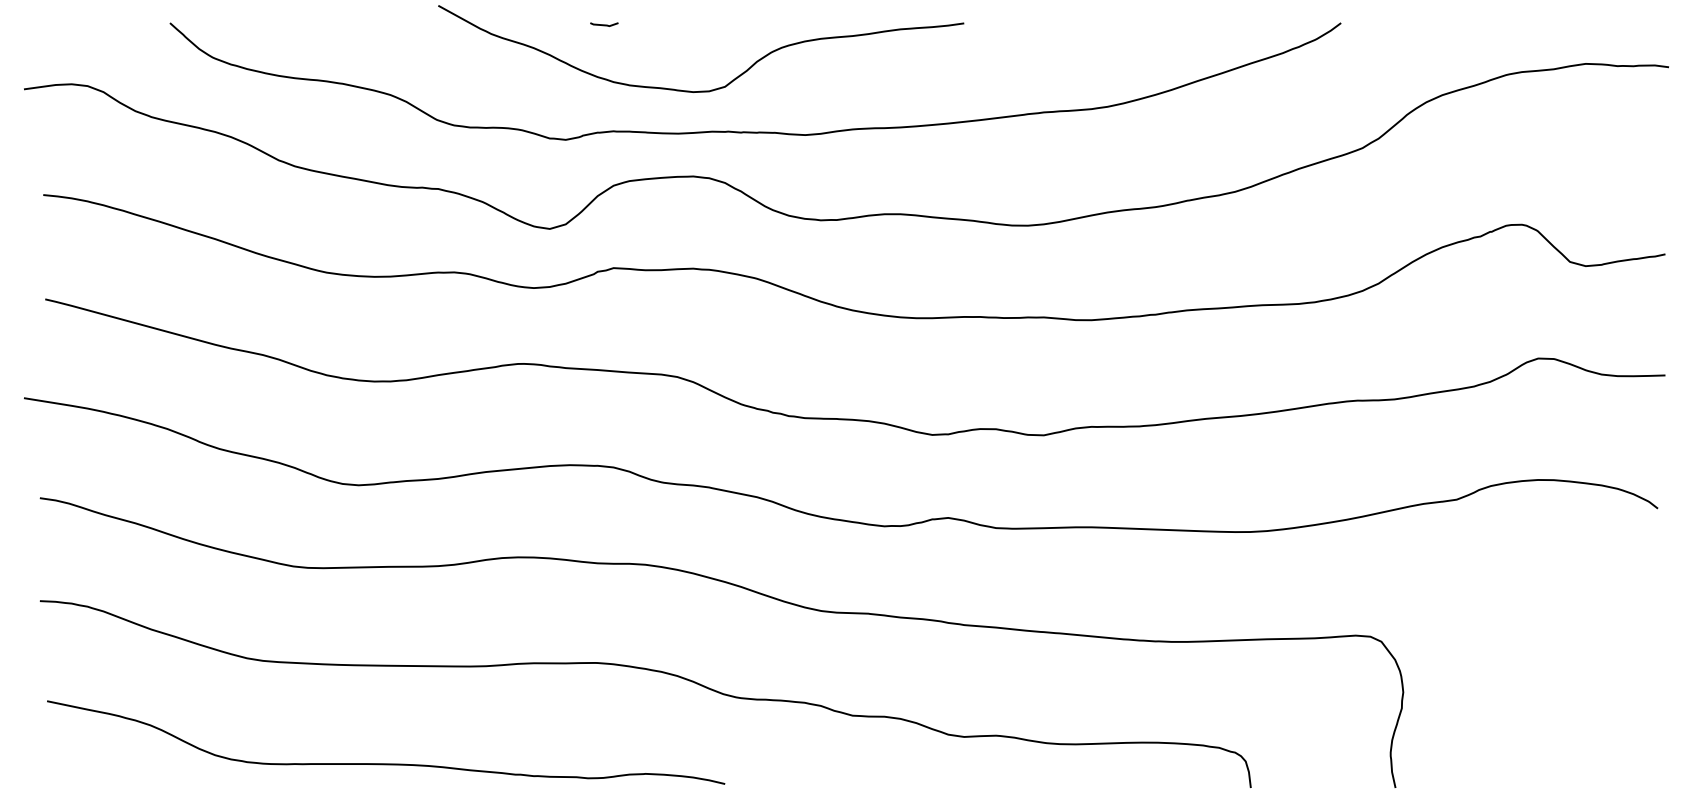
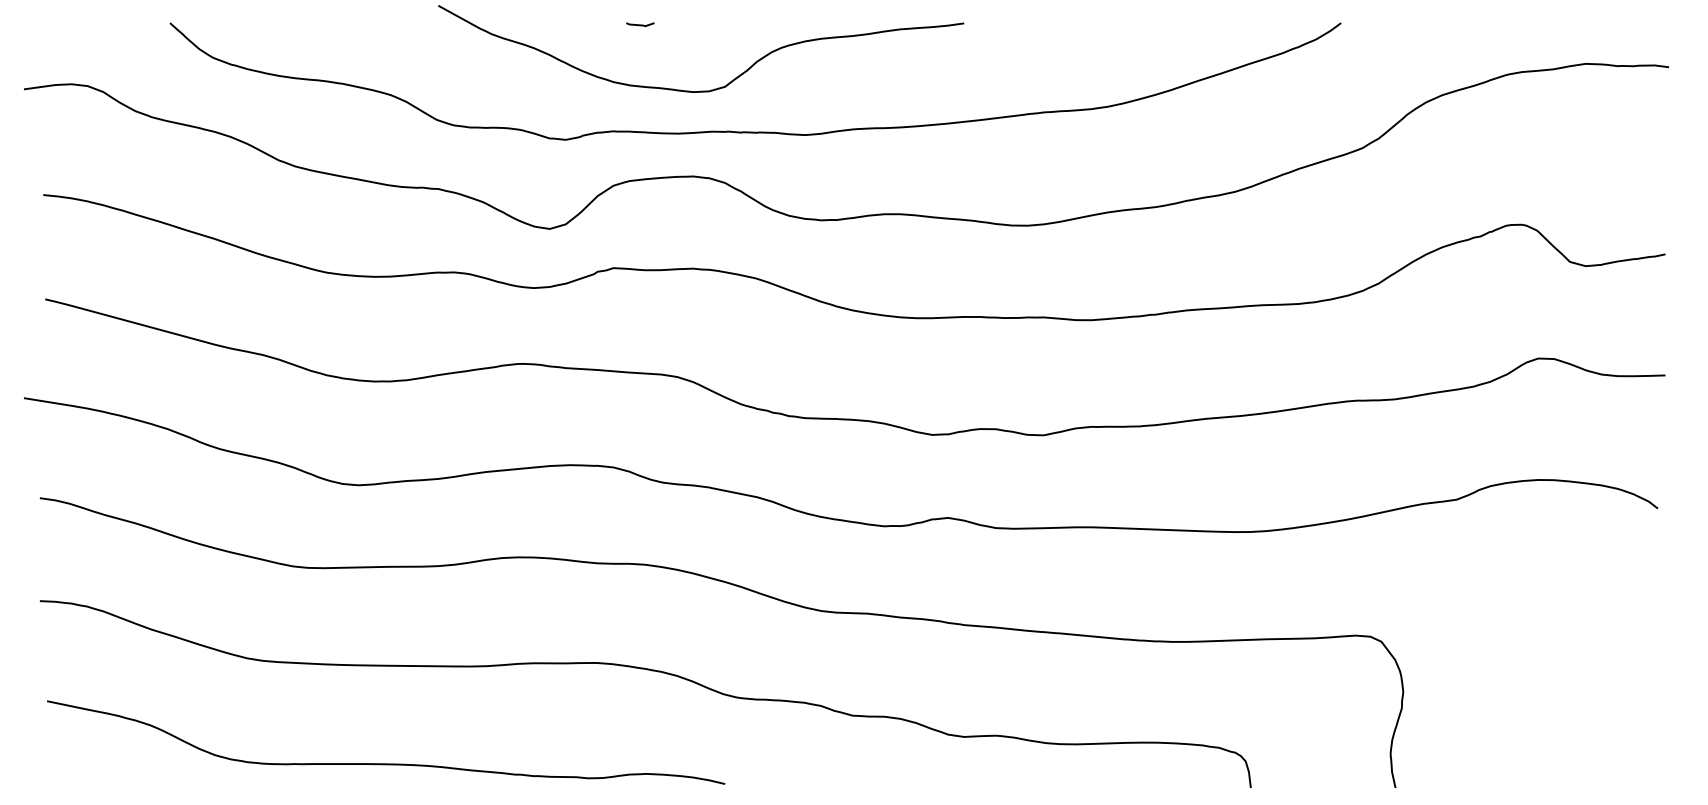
line position: (604, 24) -> (640, 24) (640, 24)
